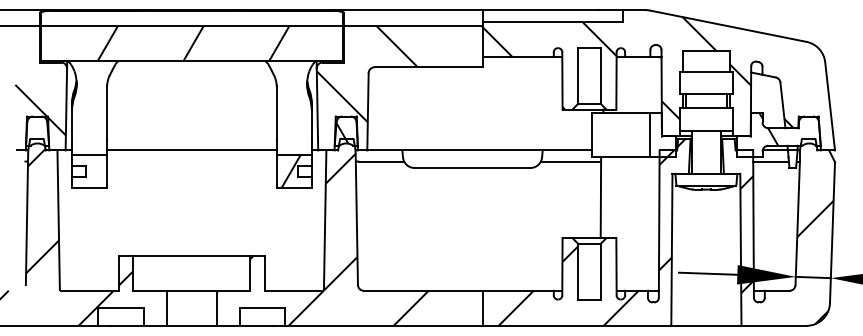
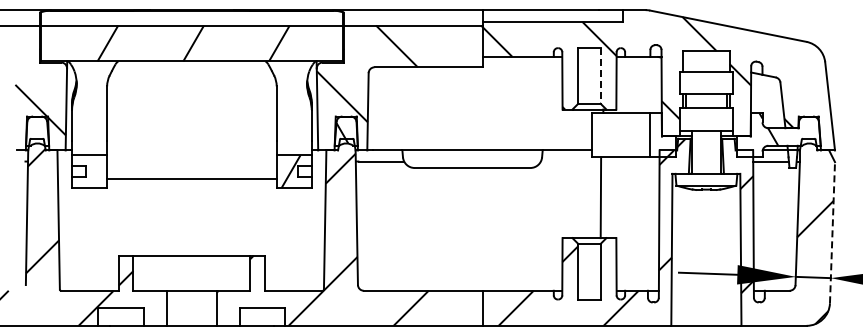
line: solid -> dashed (600, 75)
line position: (191, 150) -> (191, 179) (191, 179)
line: present -> none (570, 161)
line: solid -> dashed (832, 232)
